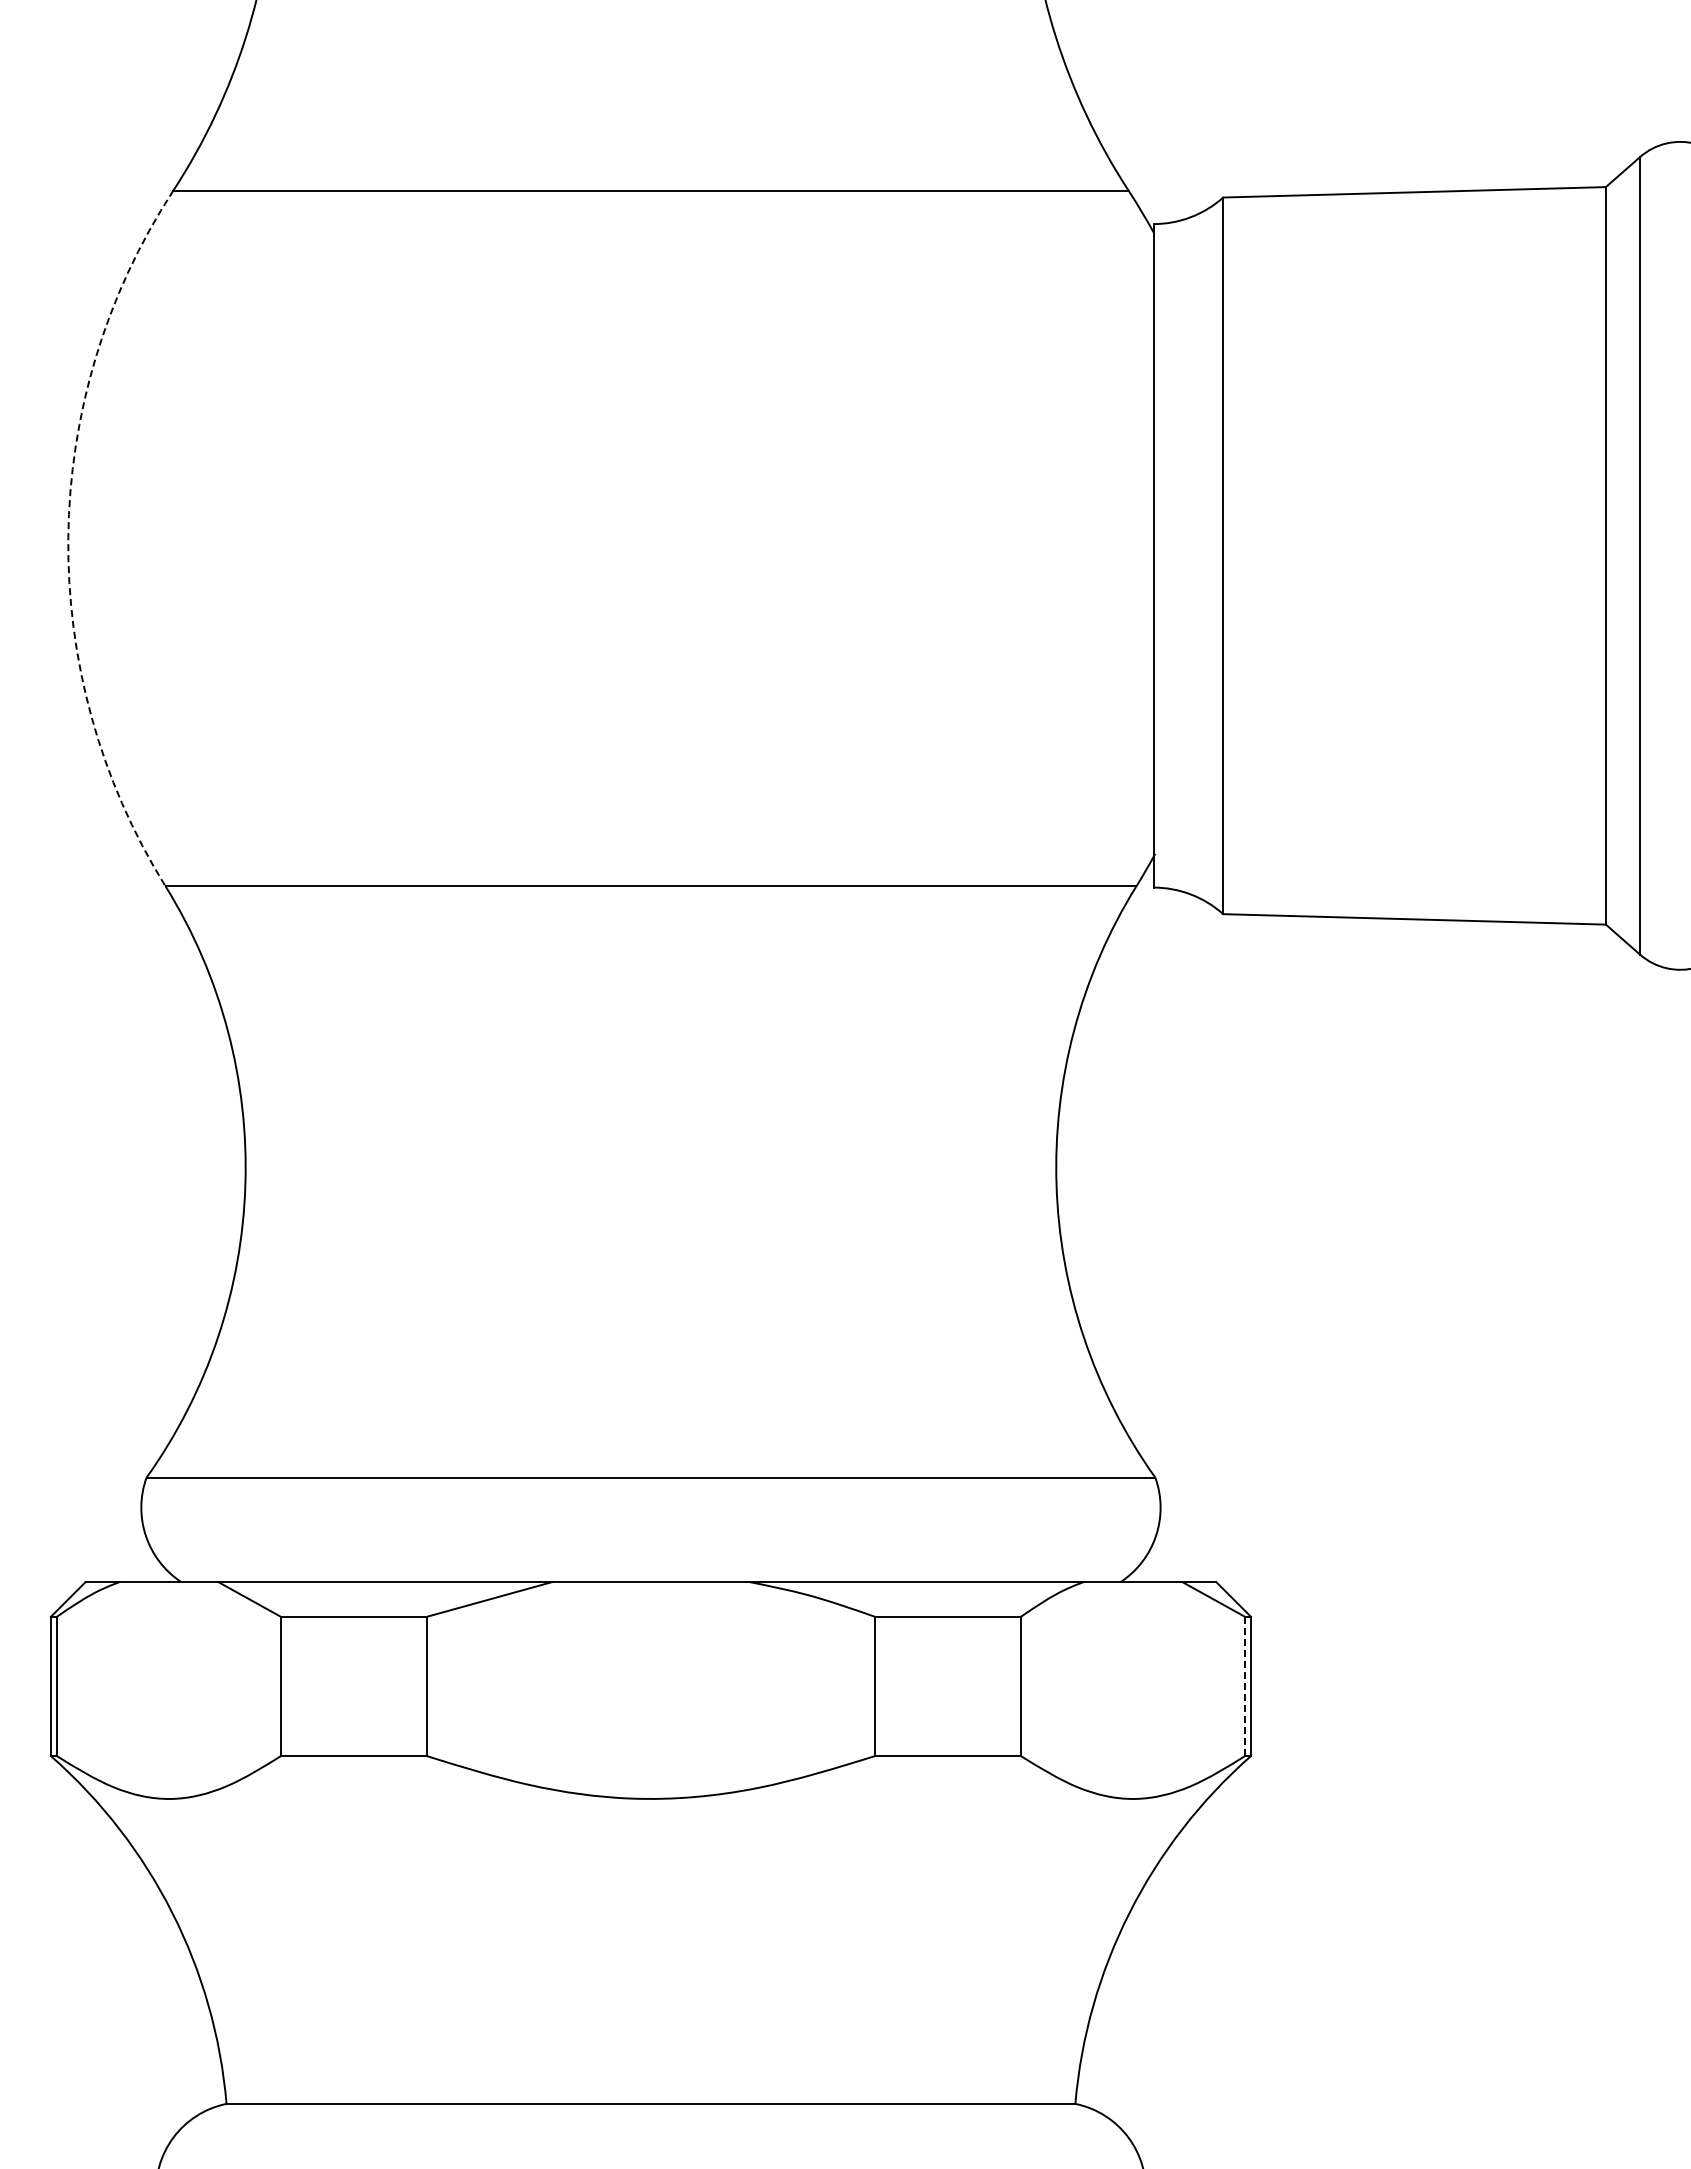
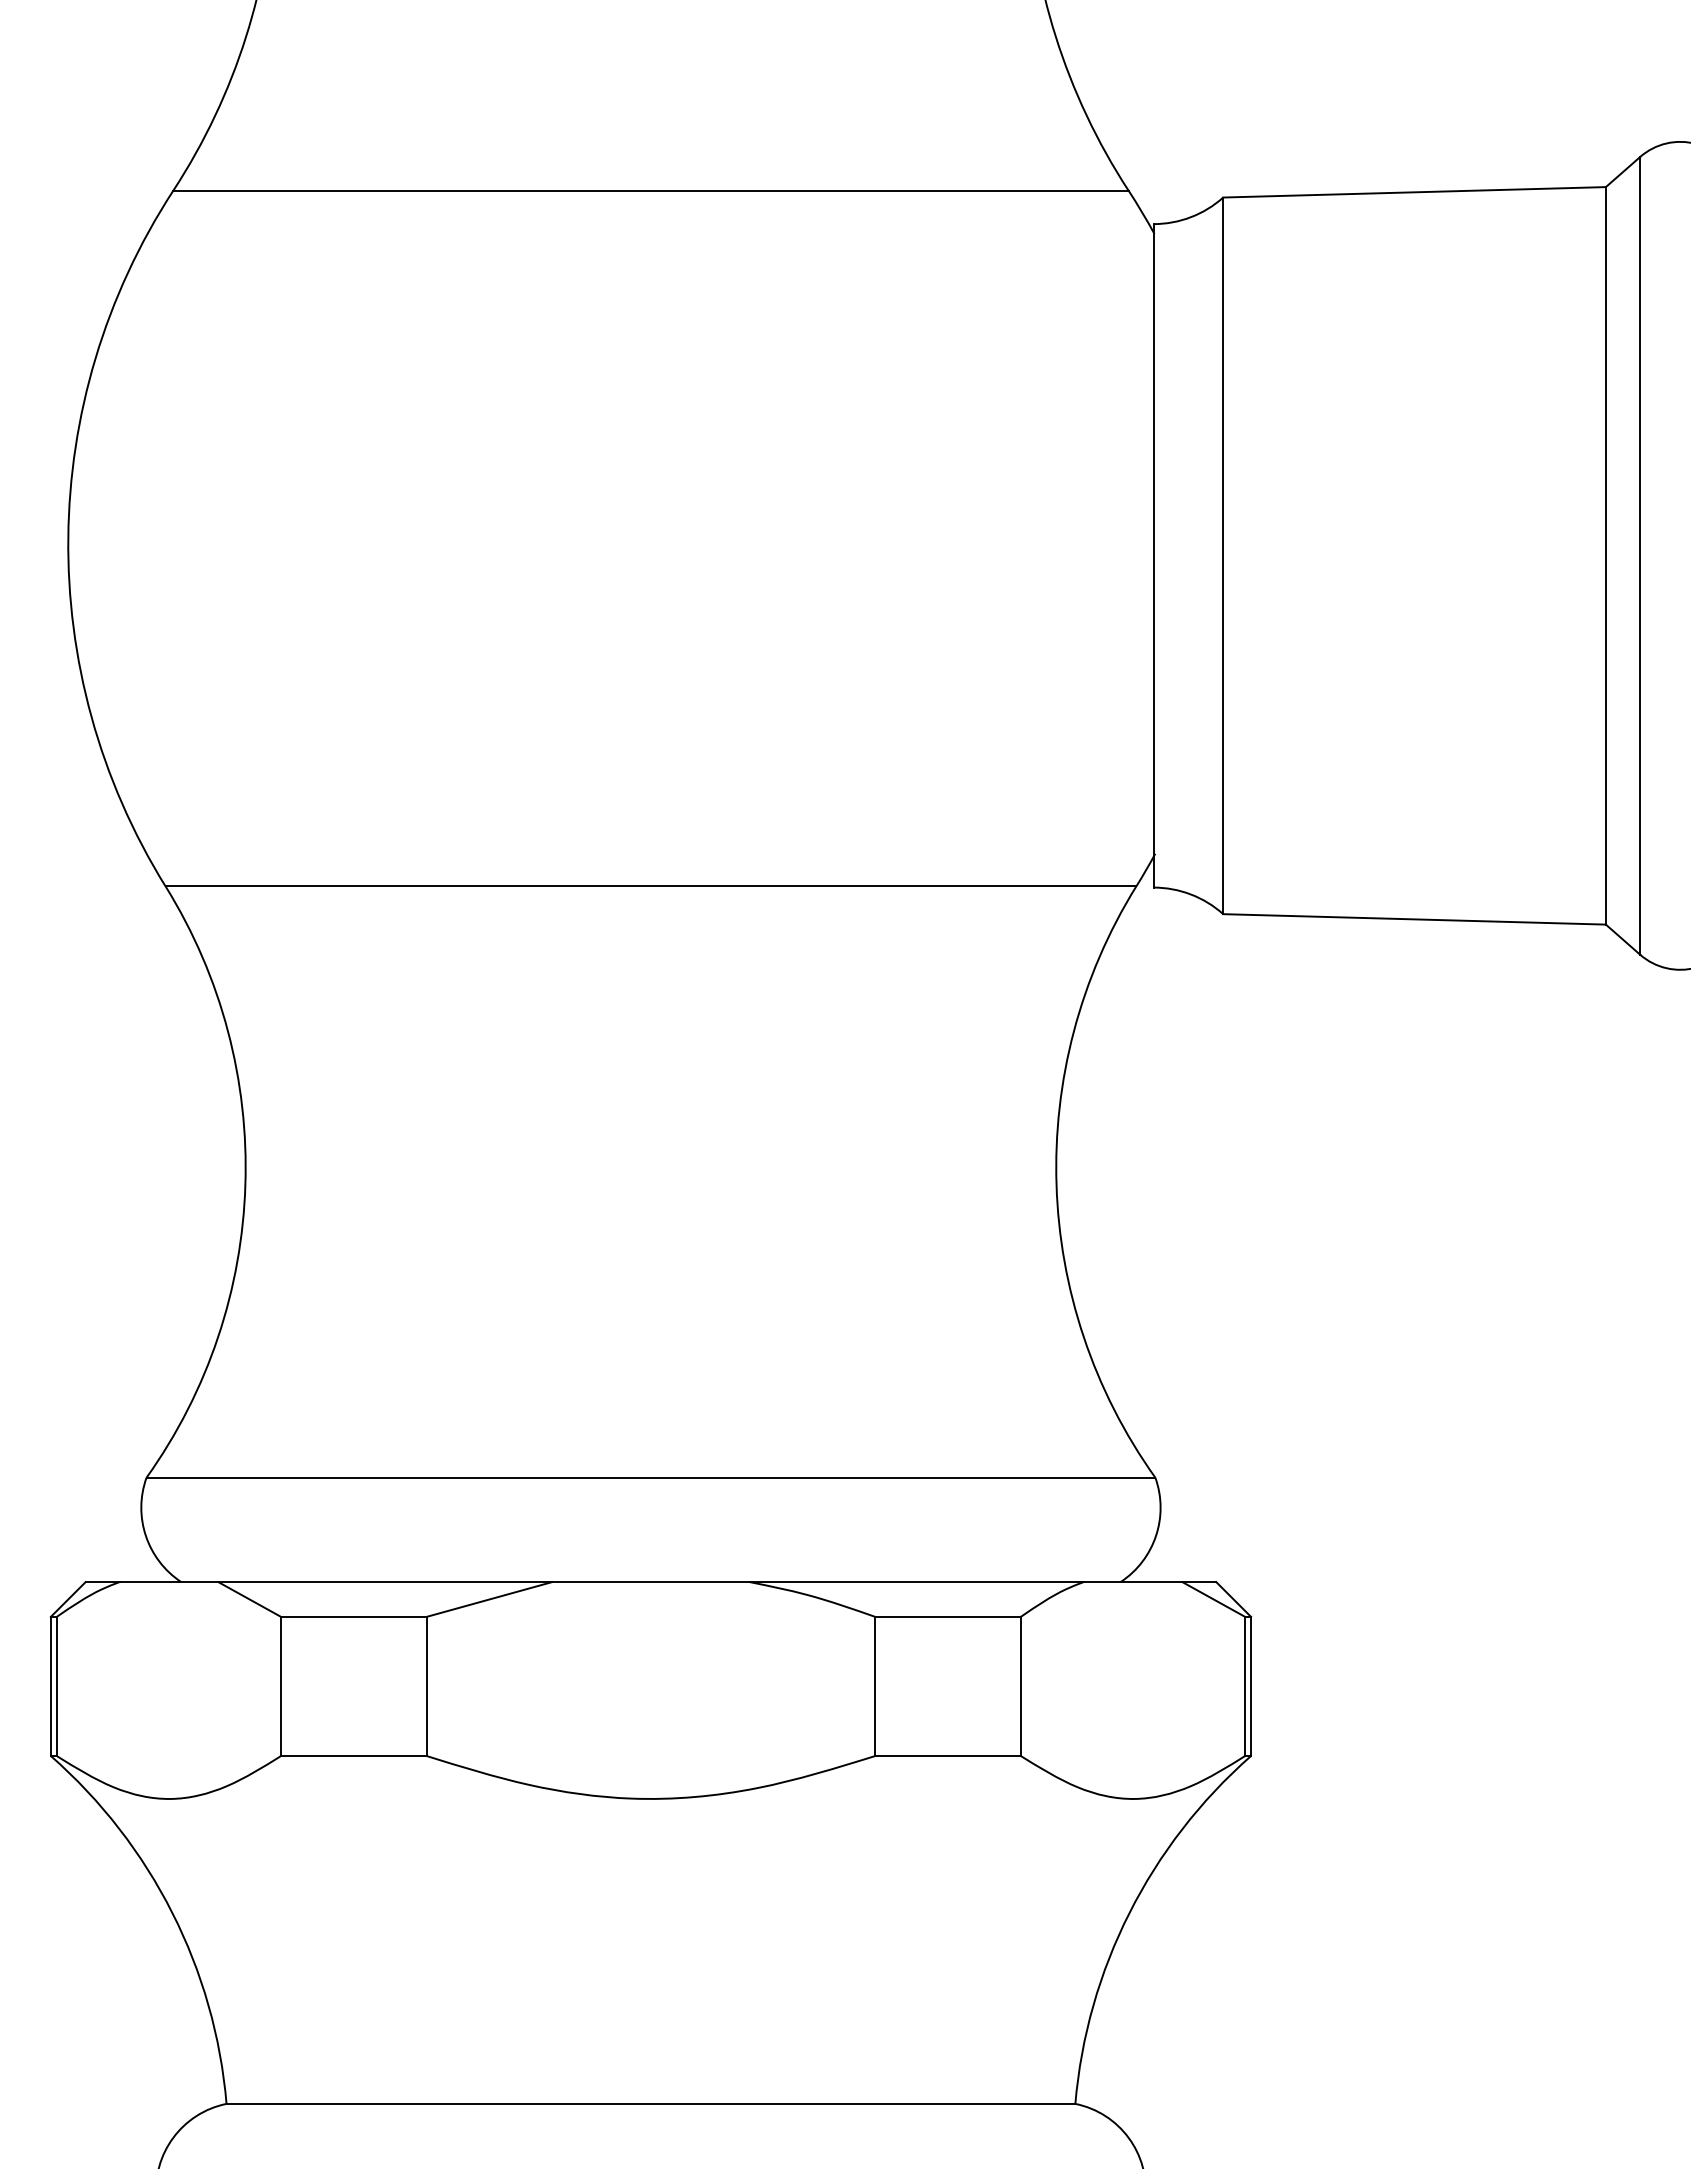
arc: dashed -> solid (68, 537)
line: dashed -> solid (1245, 1686)
